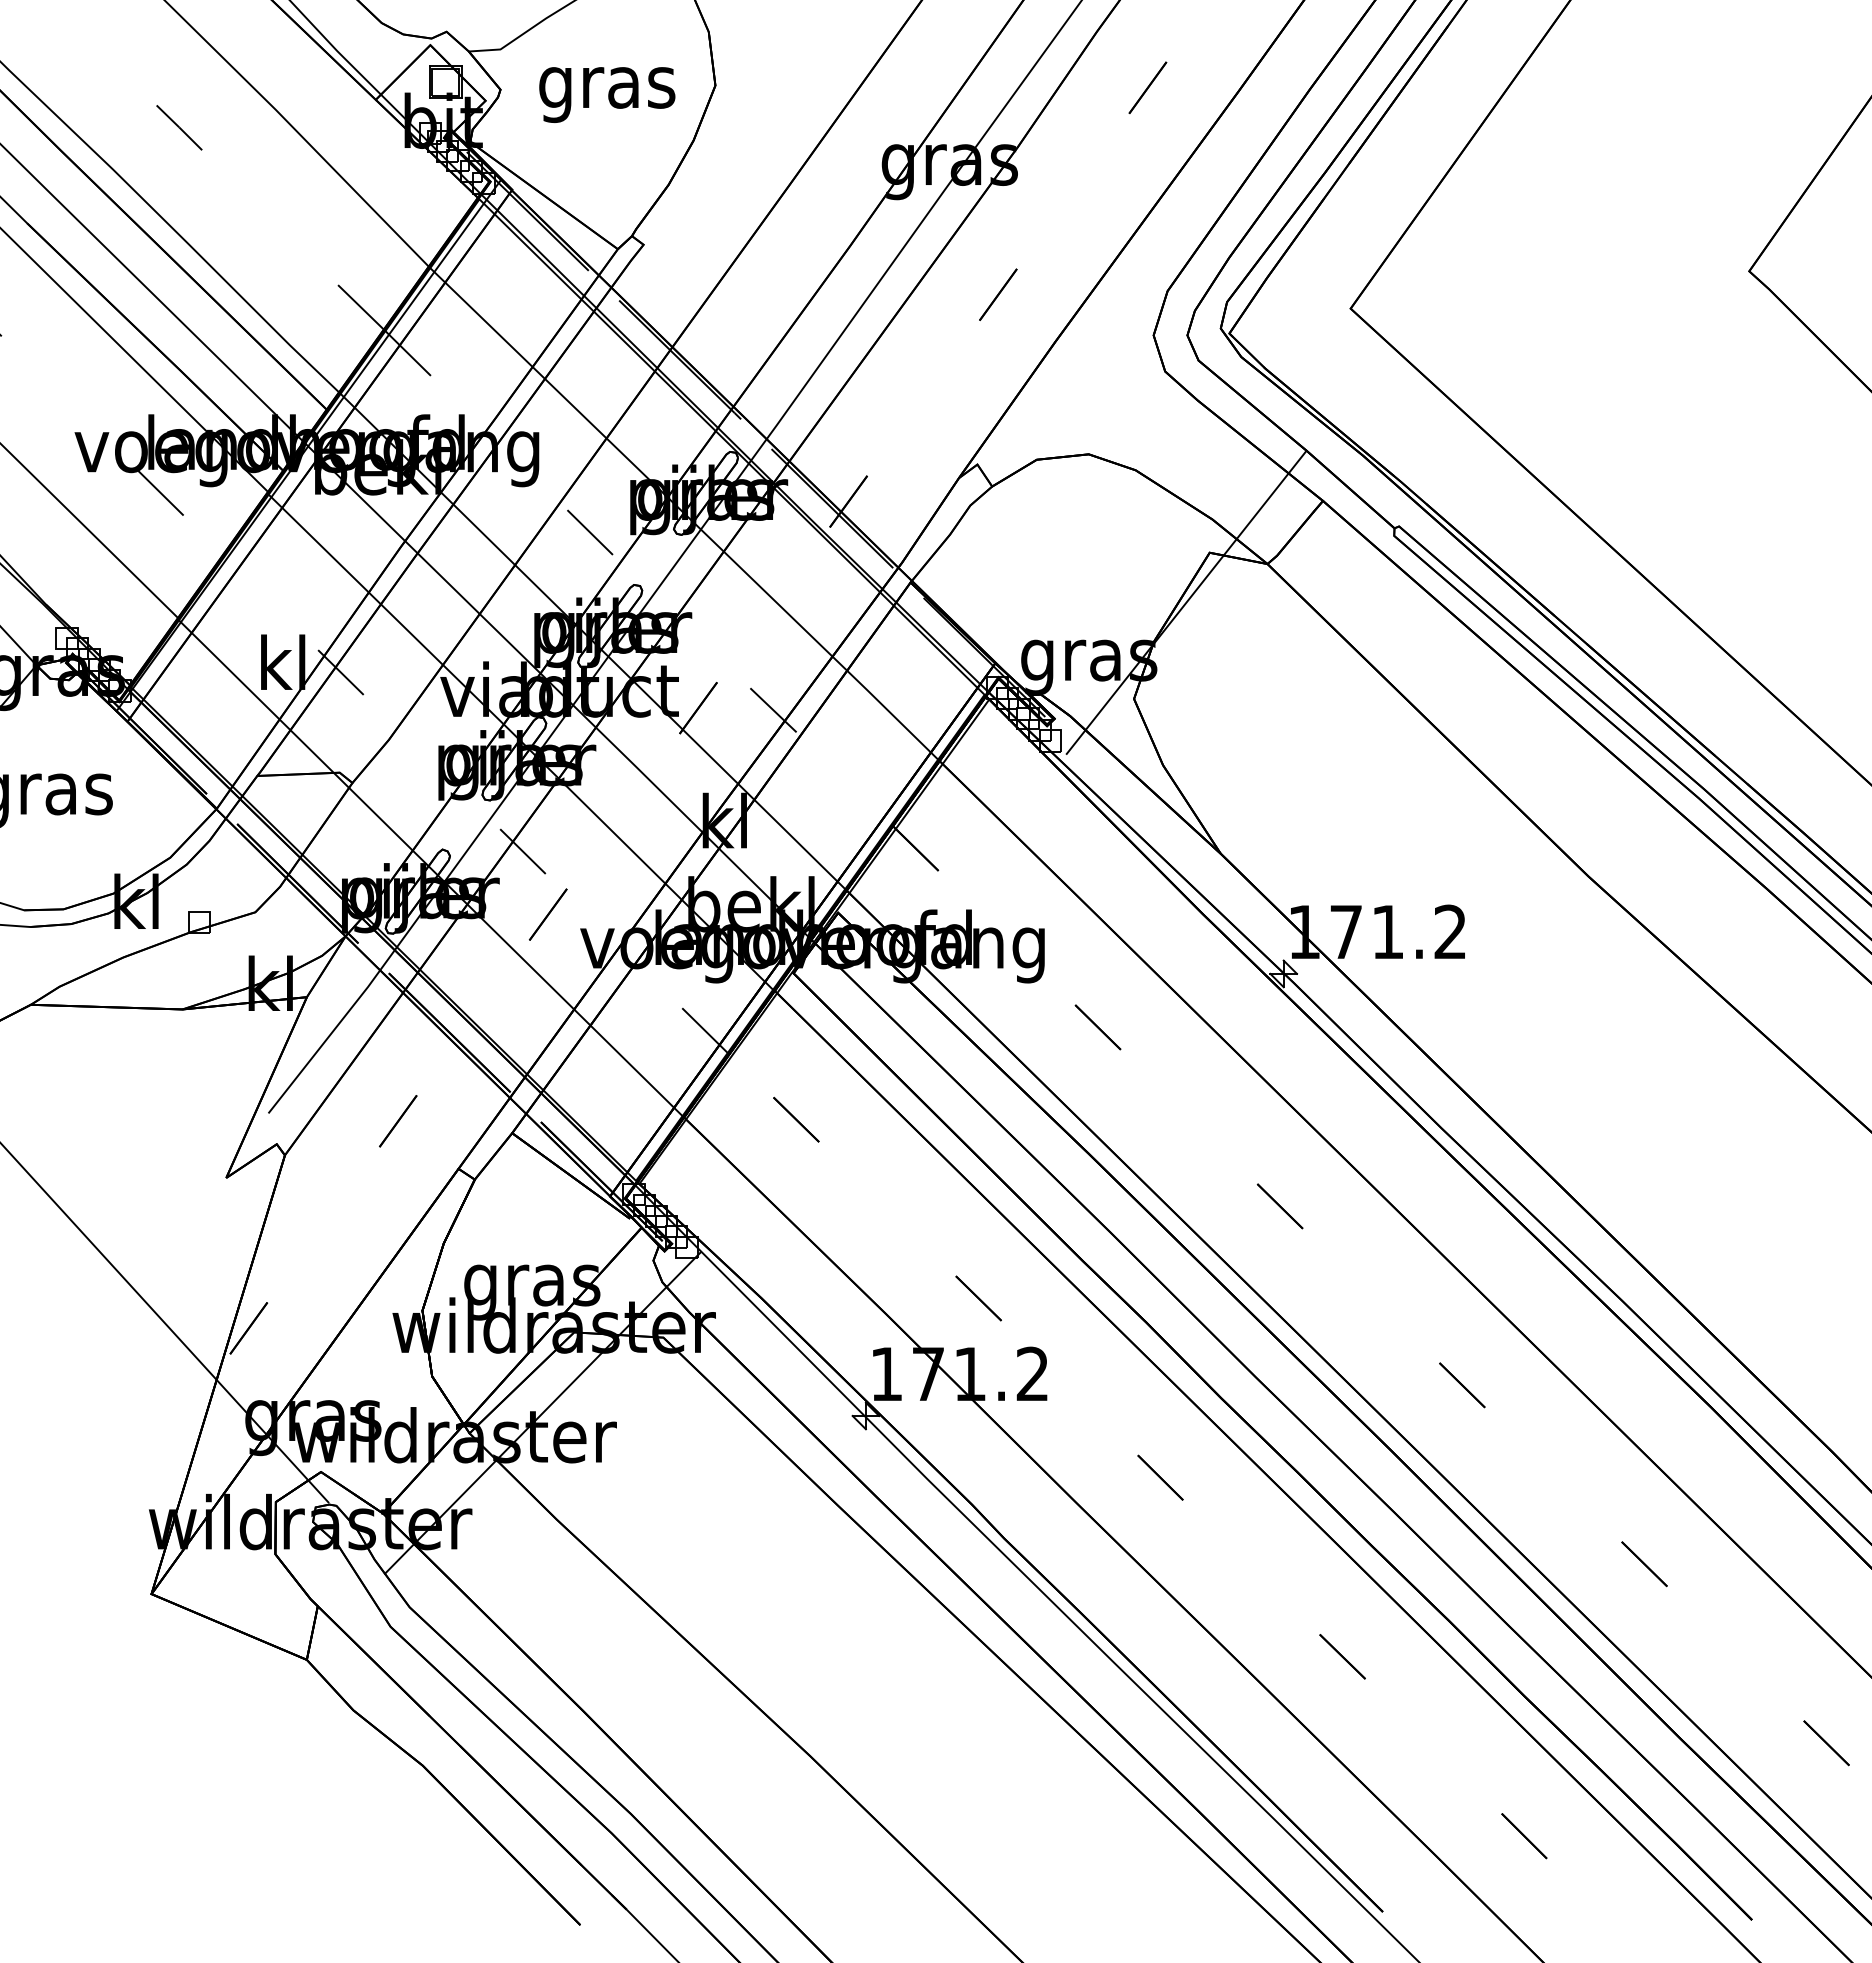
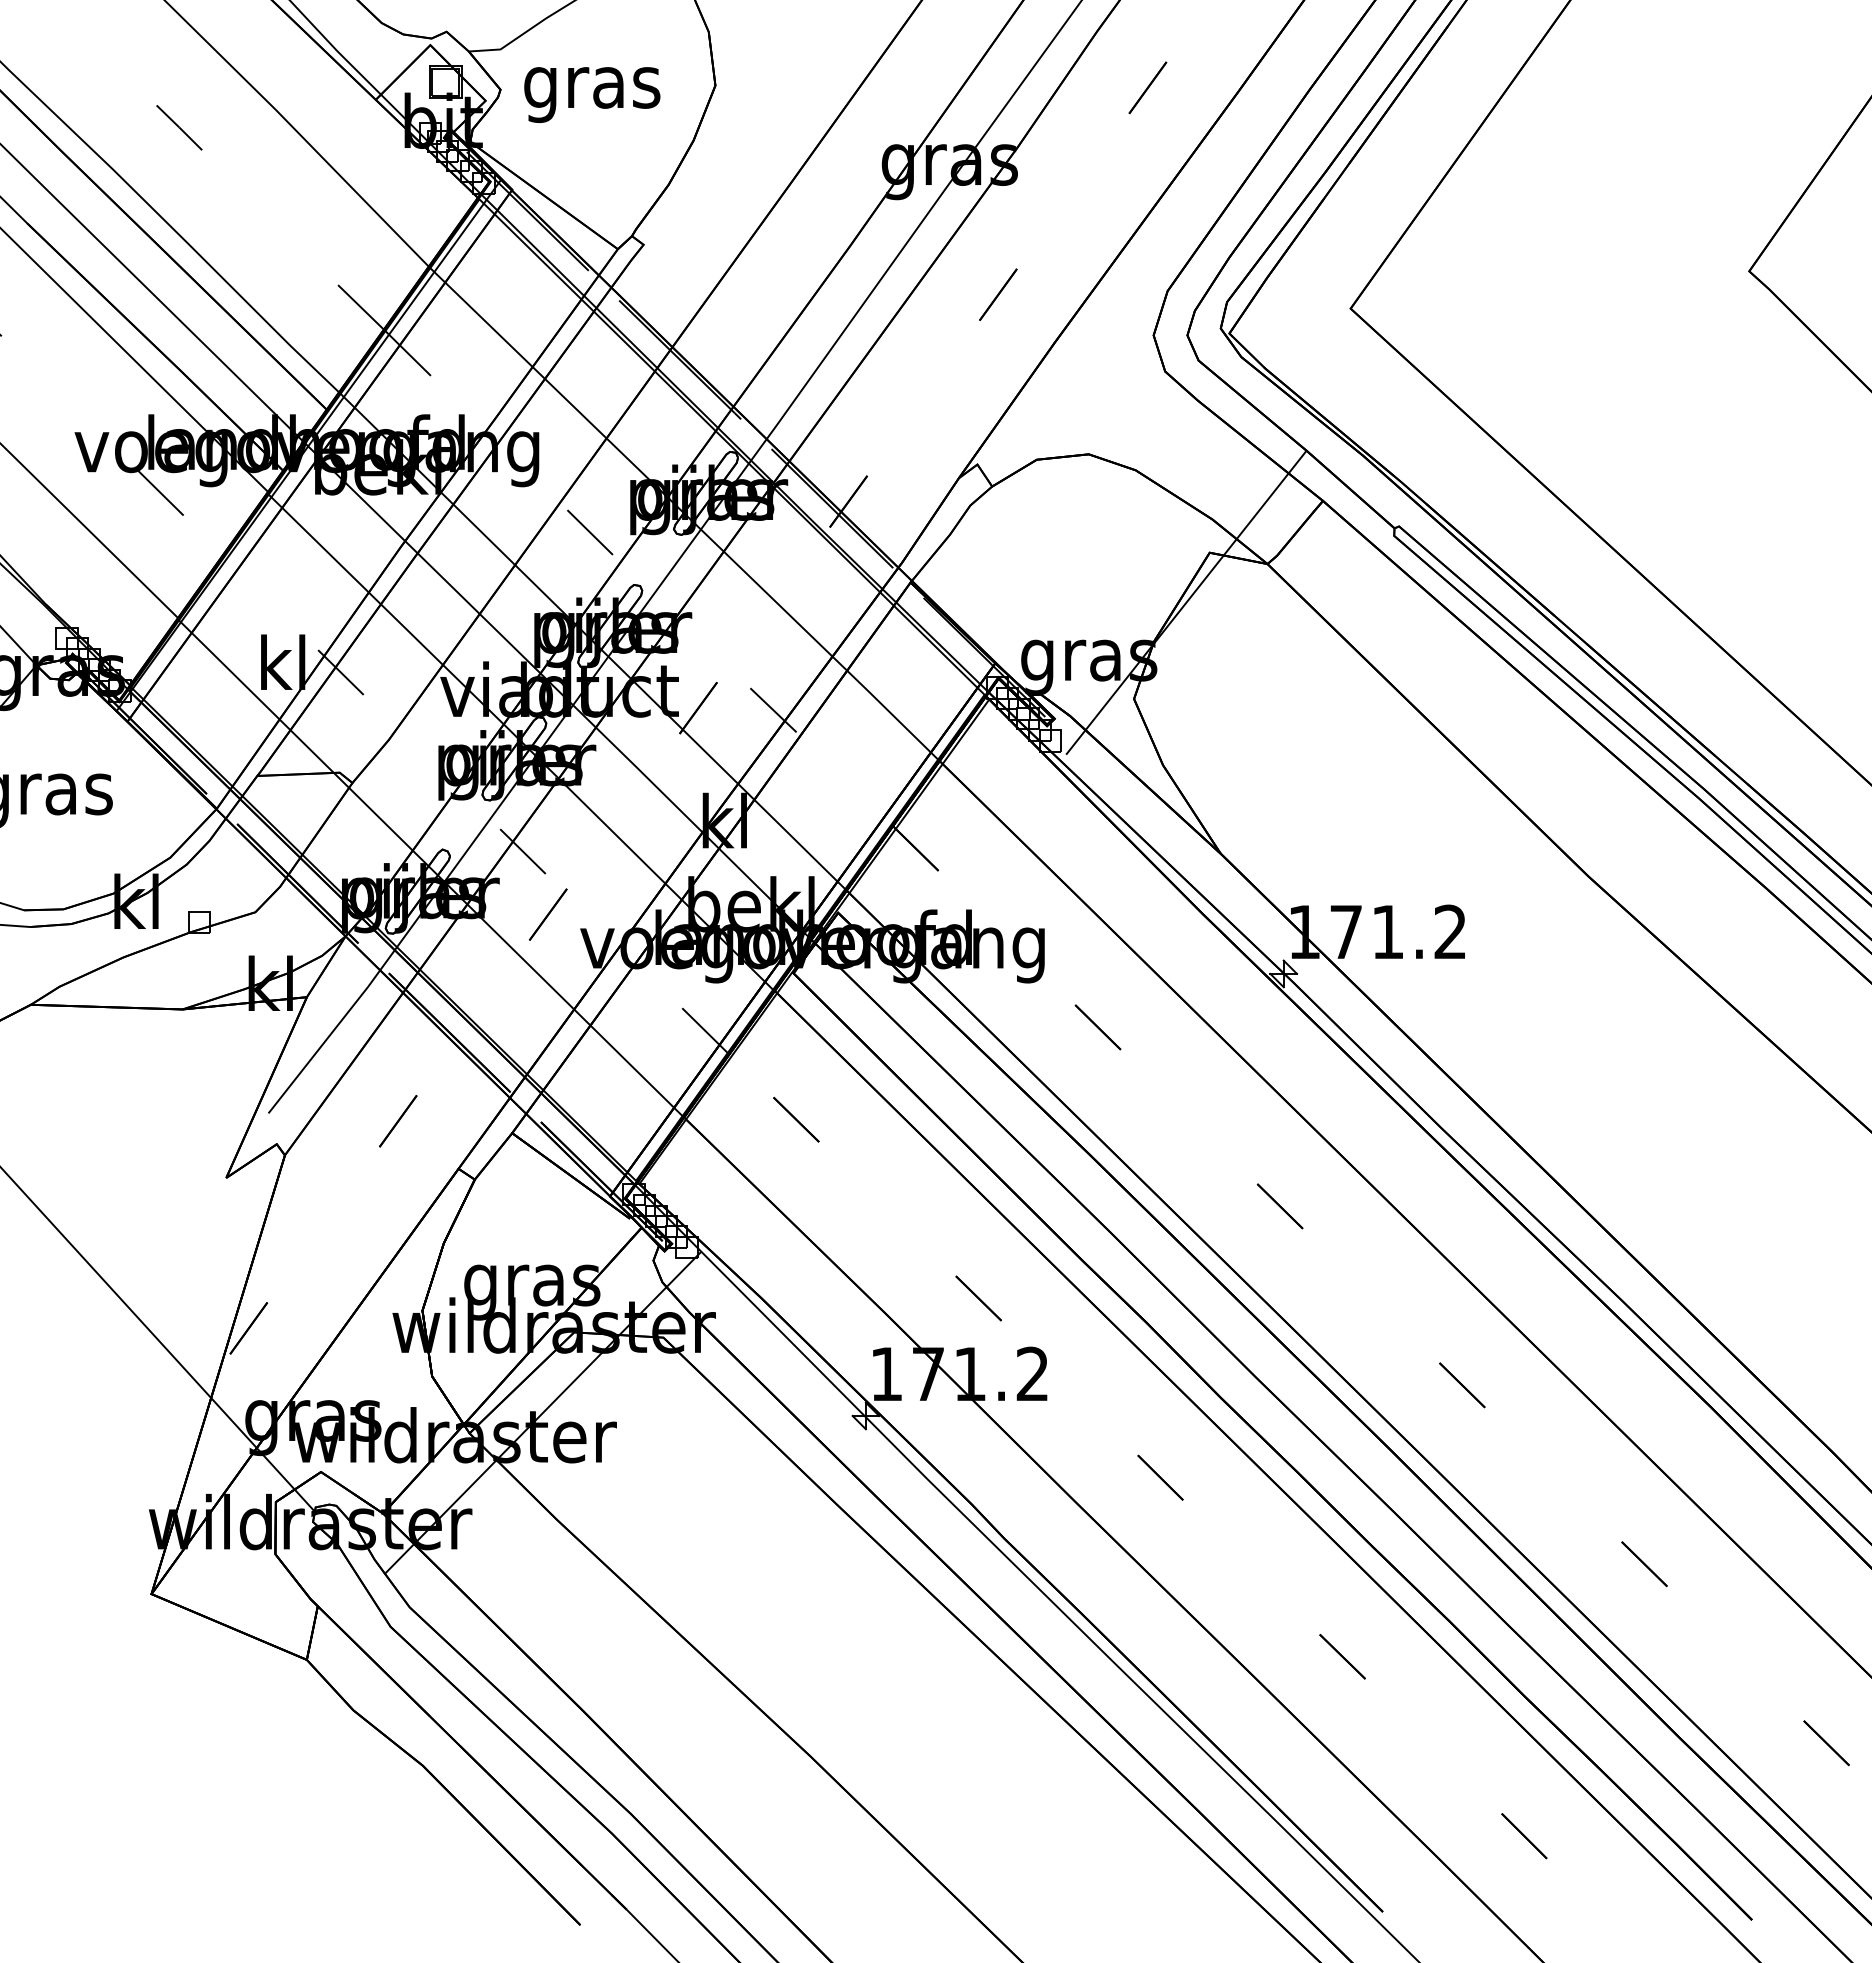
text position: (607, 94) -> (592, 94) (592, 94)
line position: (165, 1323) -> (159, 1341) (159, 1341)
